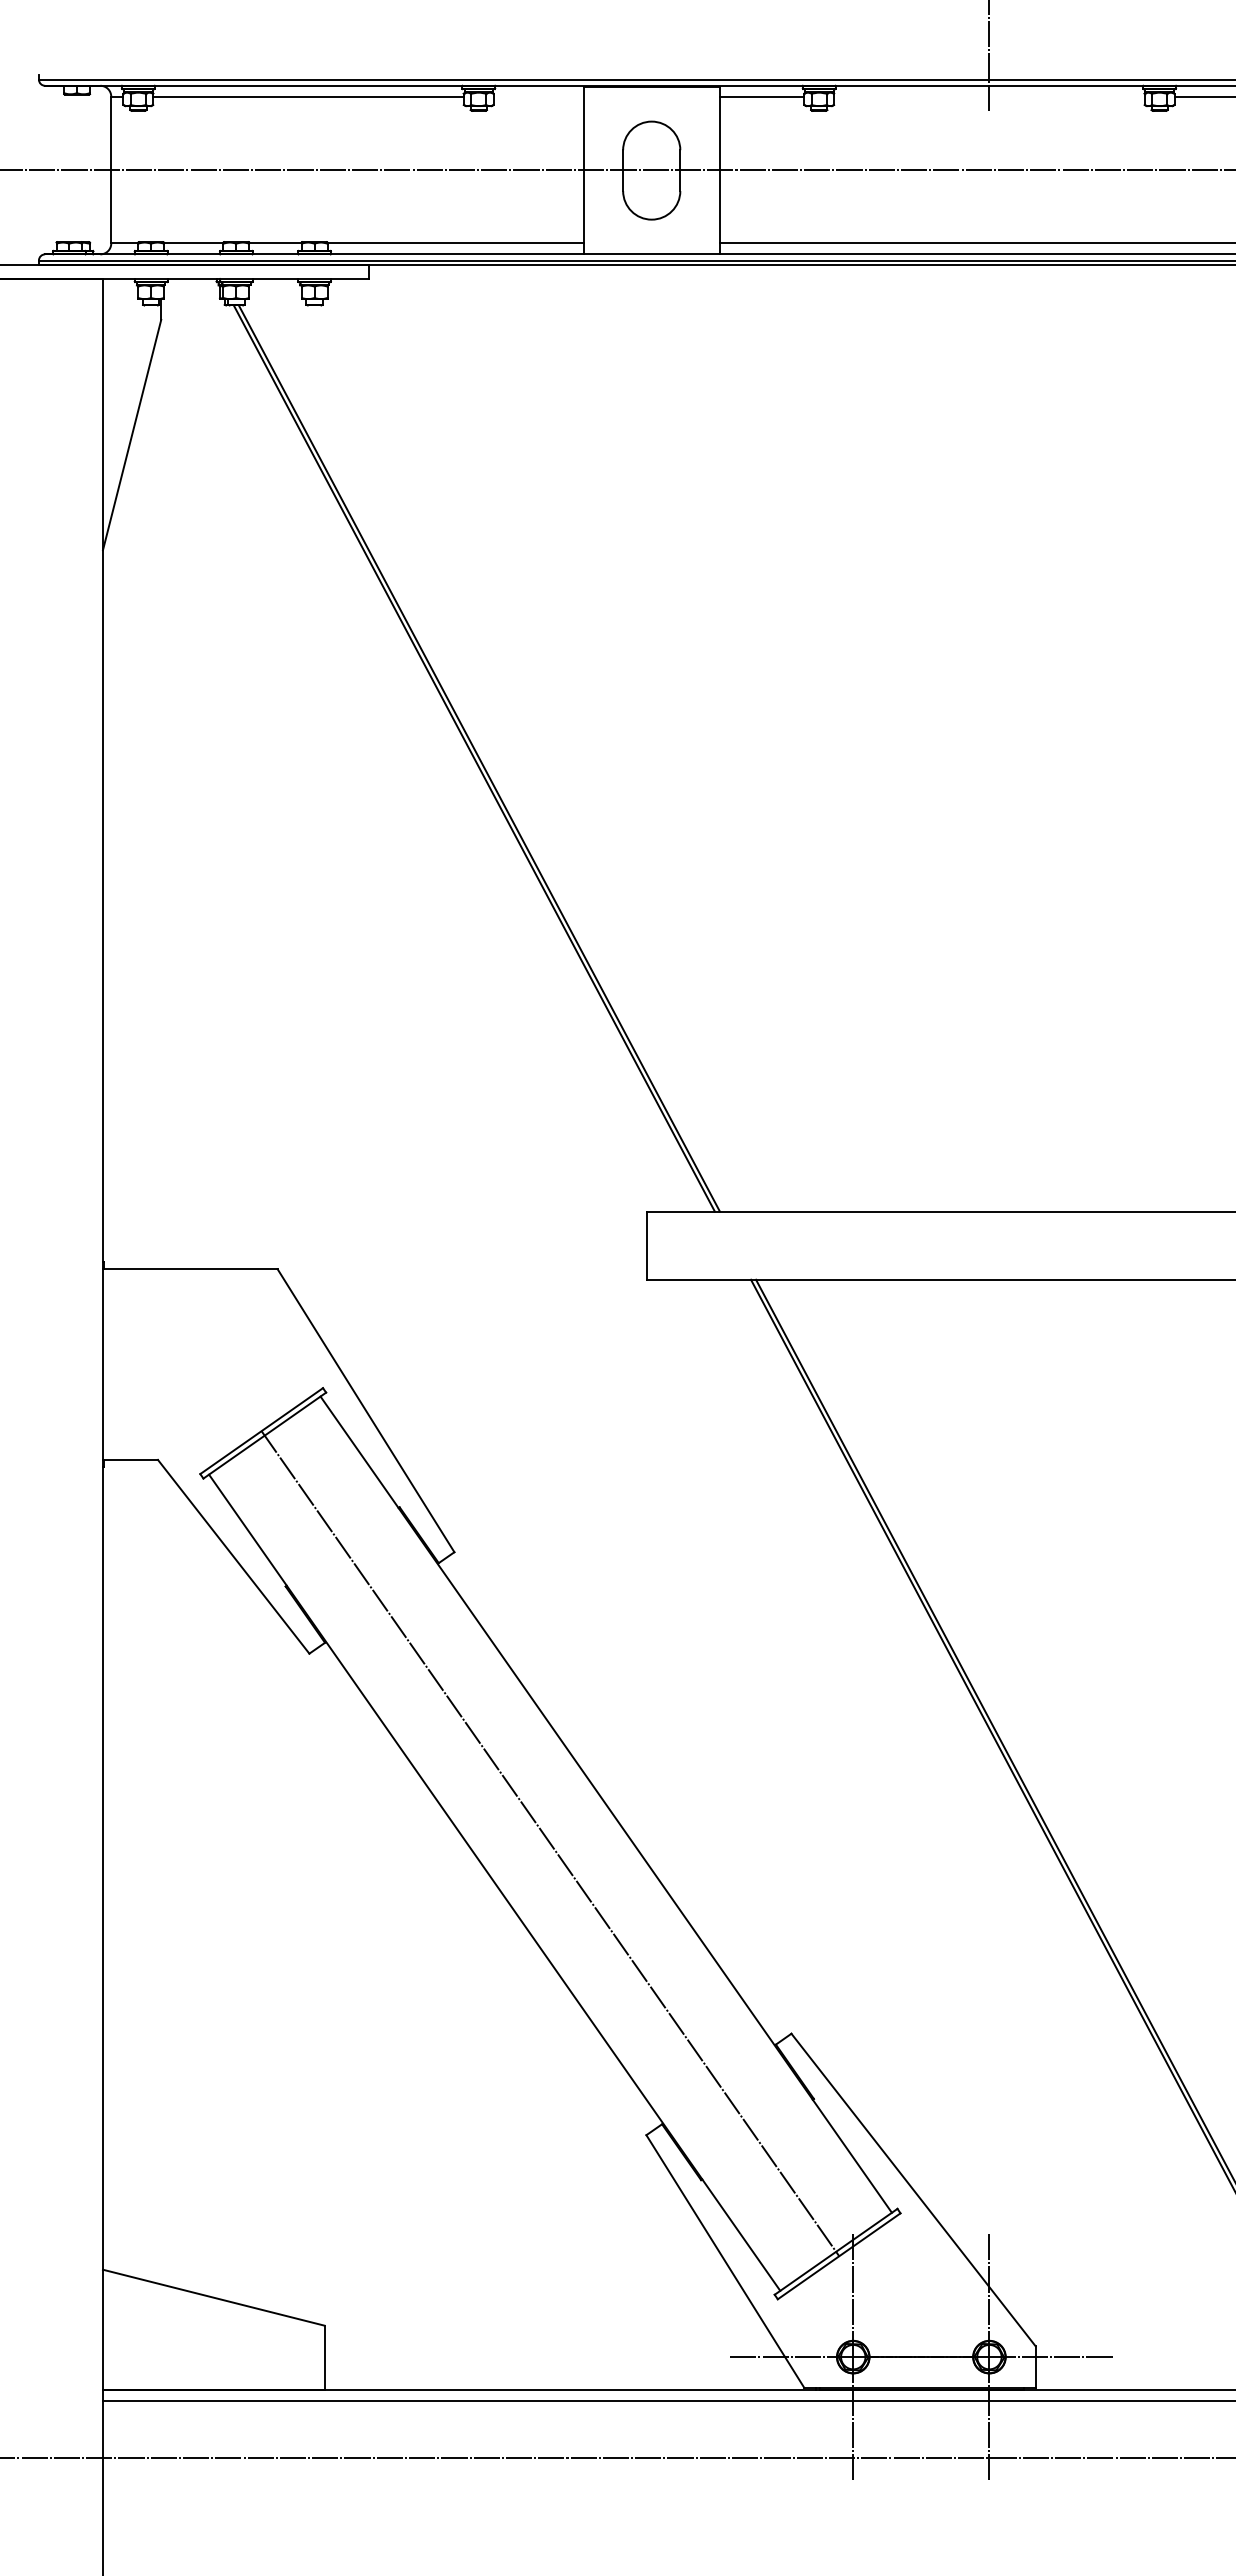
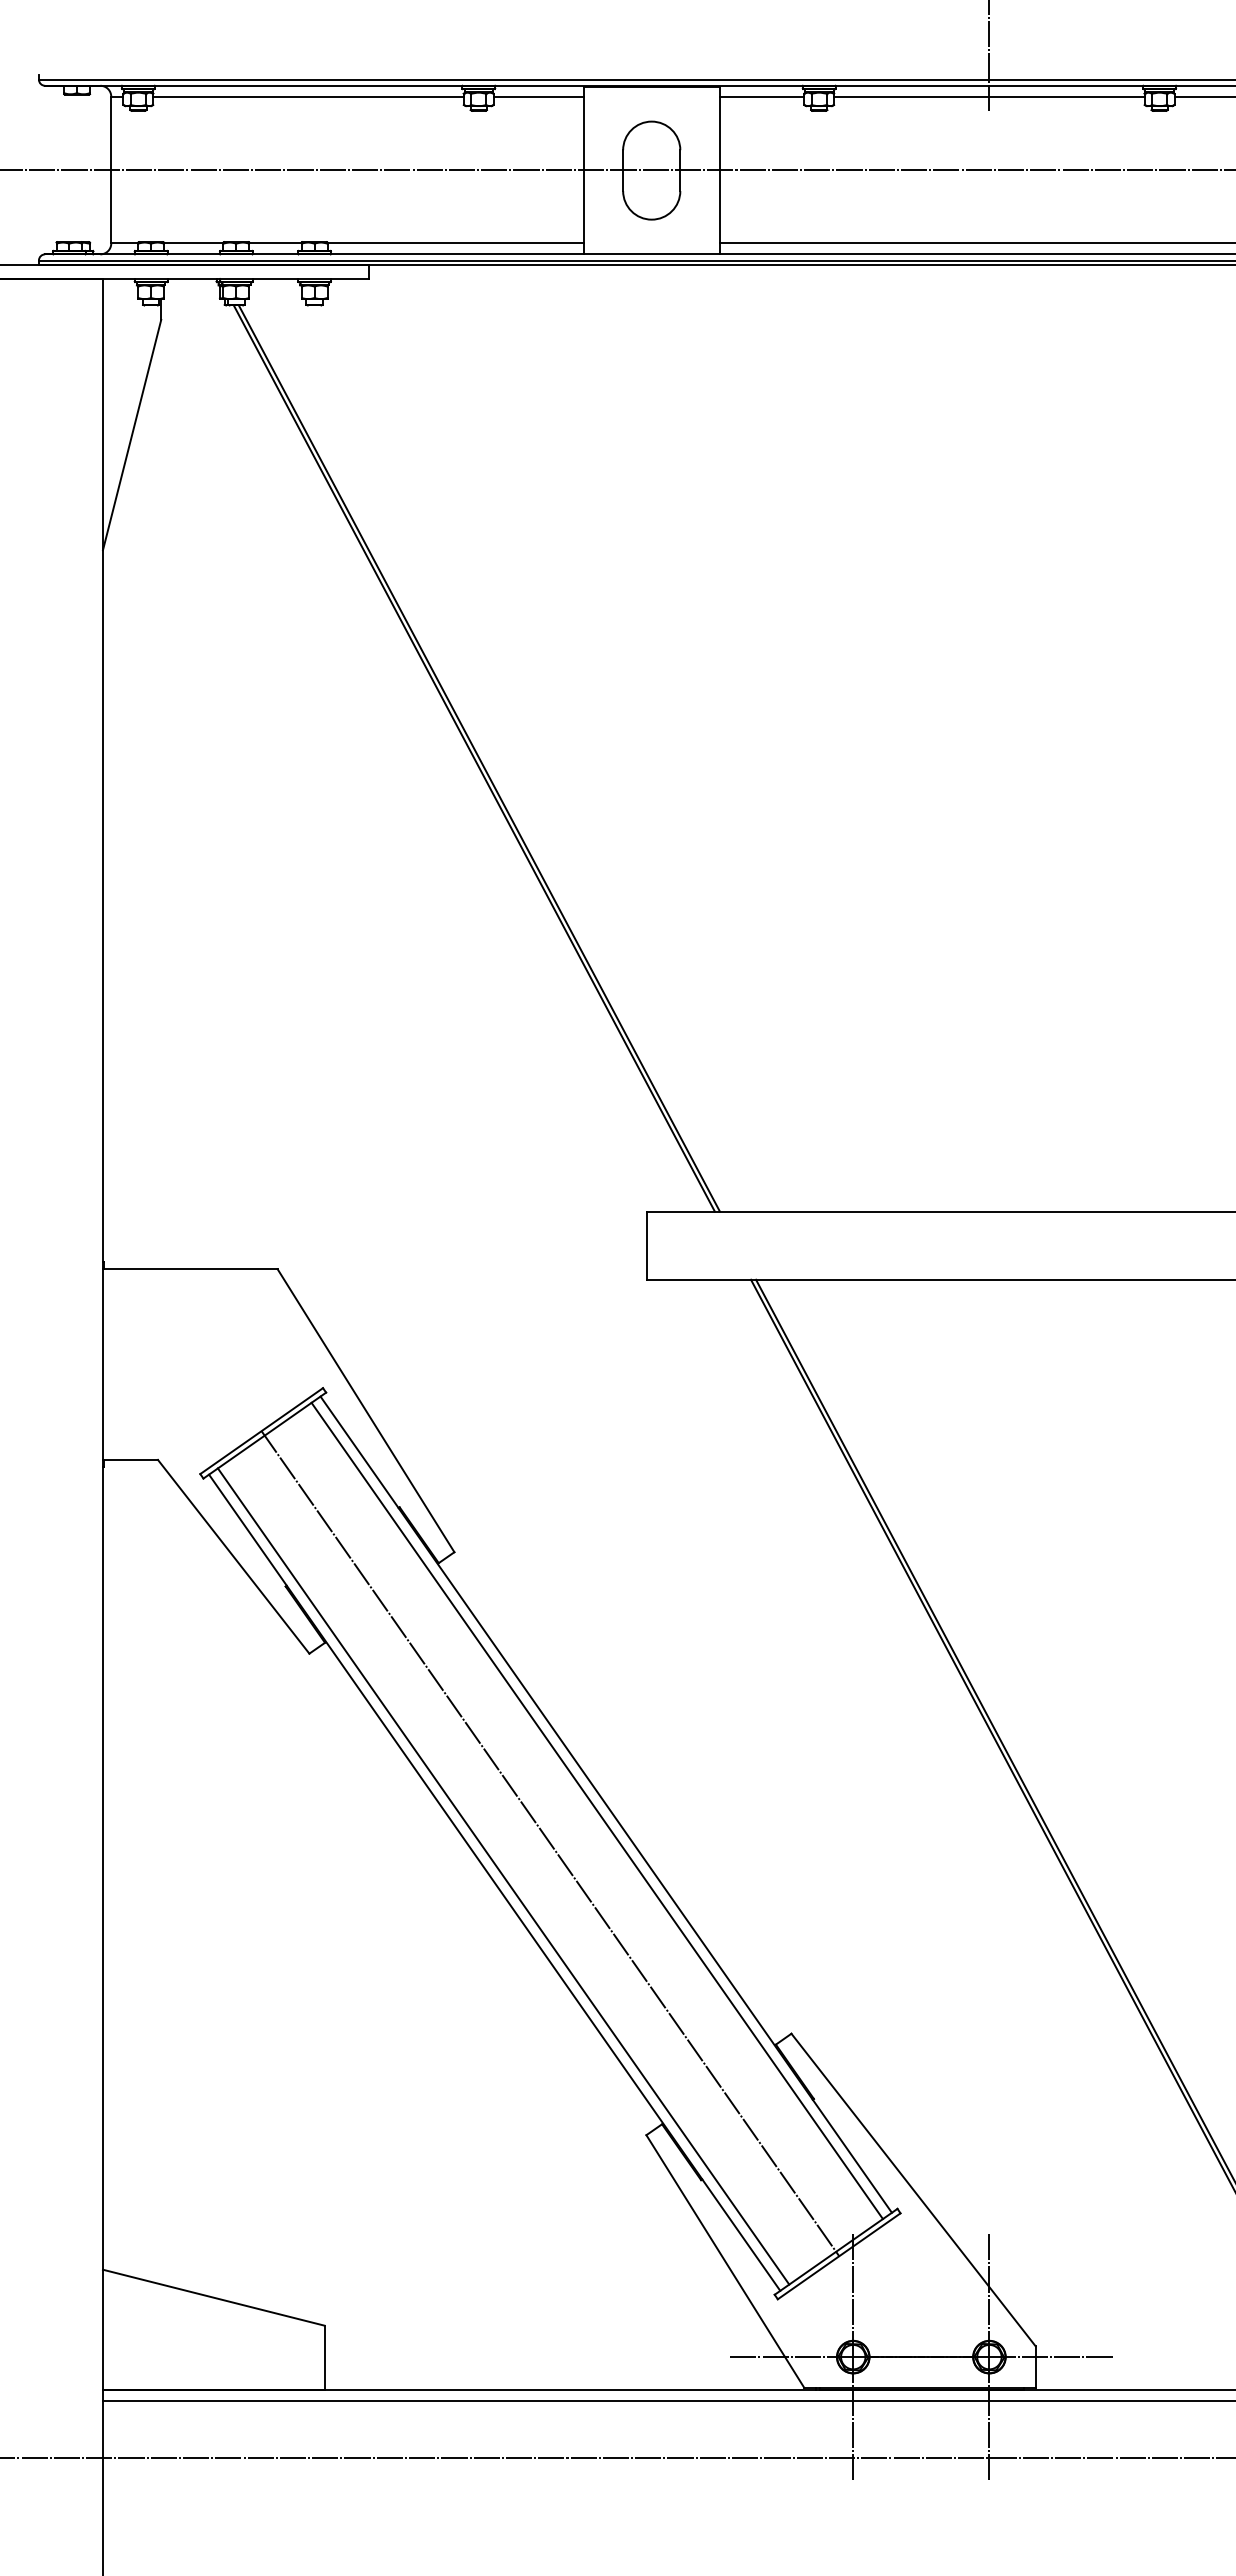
line: none -> present (538, 96)
line: none -> present (989, 96)
line: none -> present (596, 1810)
line: none -> present (503, 1876)
